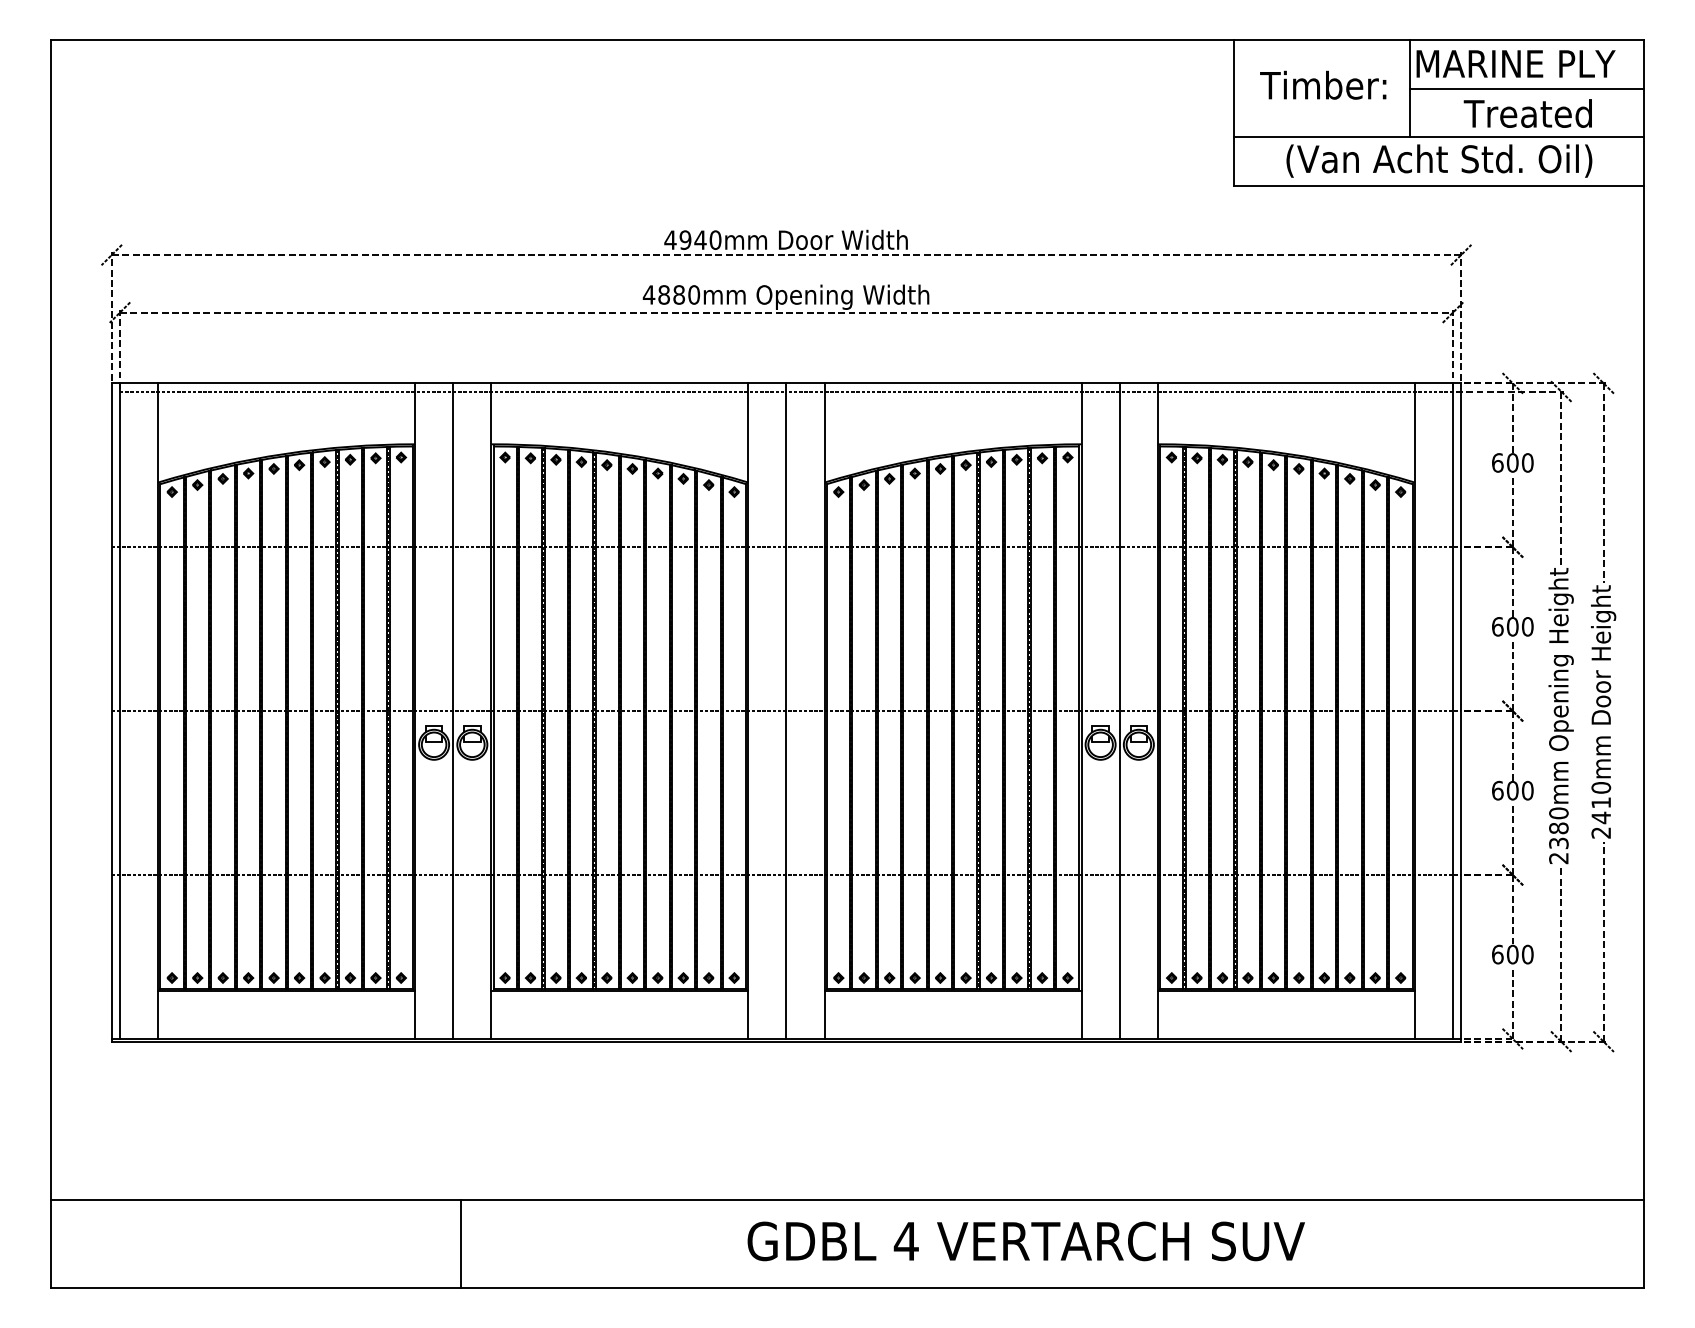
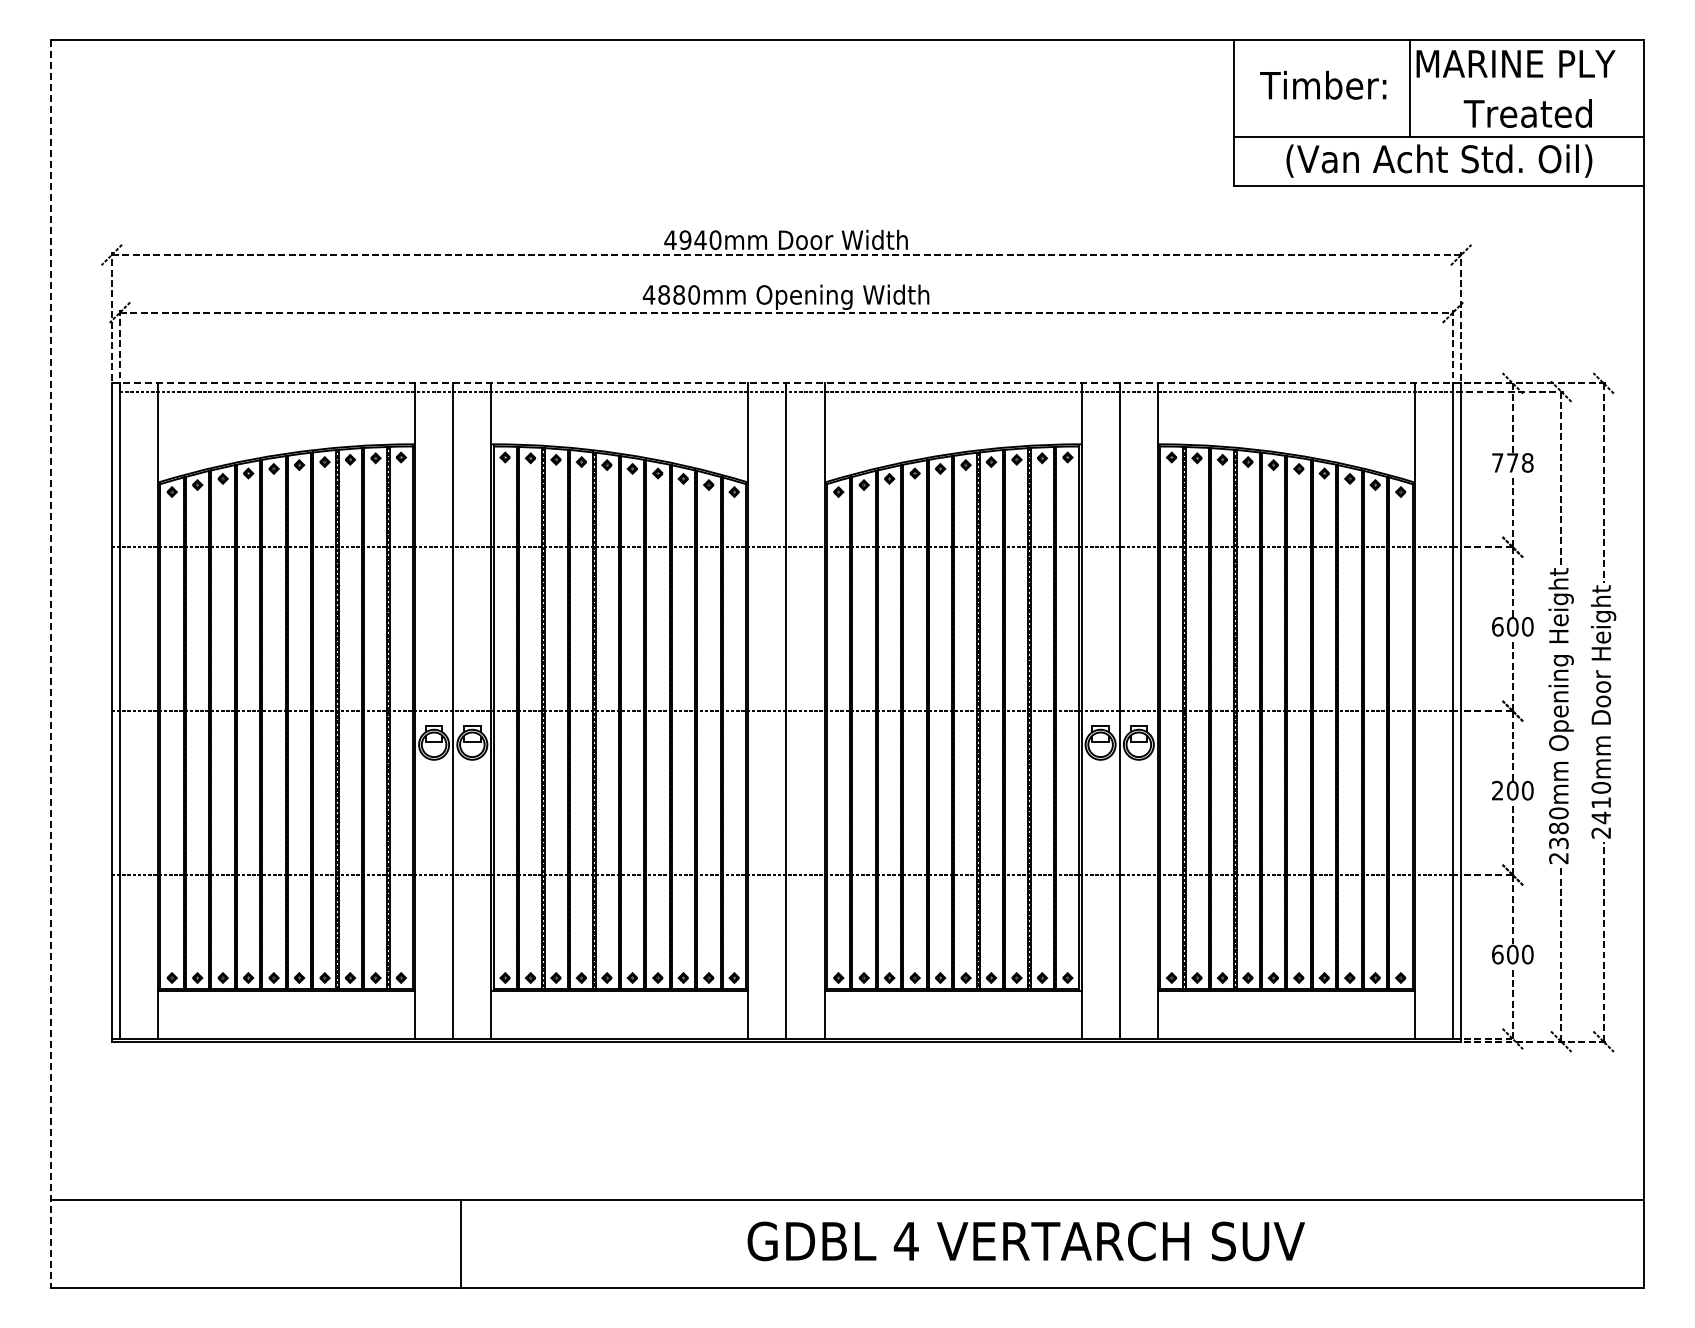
line: present -> none (1527, 88)
line: solid -> dashed (786, 383)
text: 600 -> 778 (1512, 462)
line: solid -> dashed (50, 664)
text: 600 -> 200 (1497, 790)
